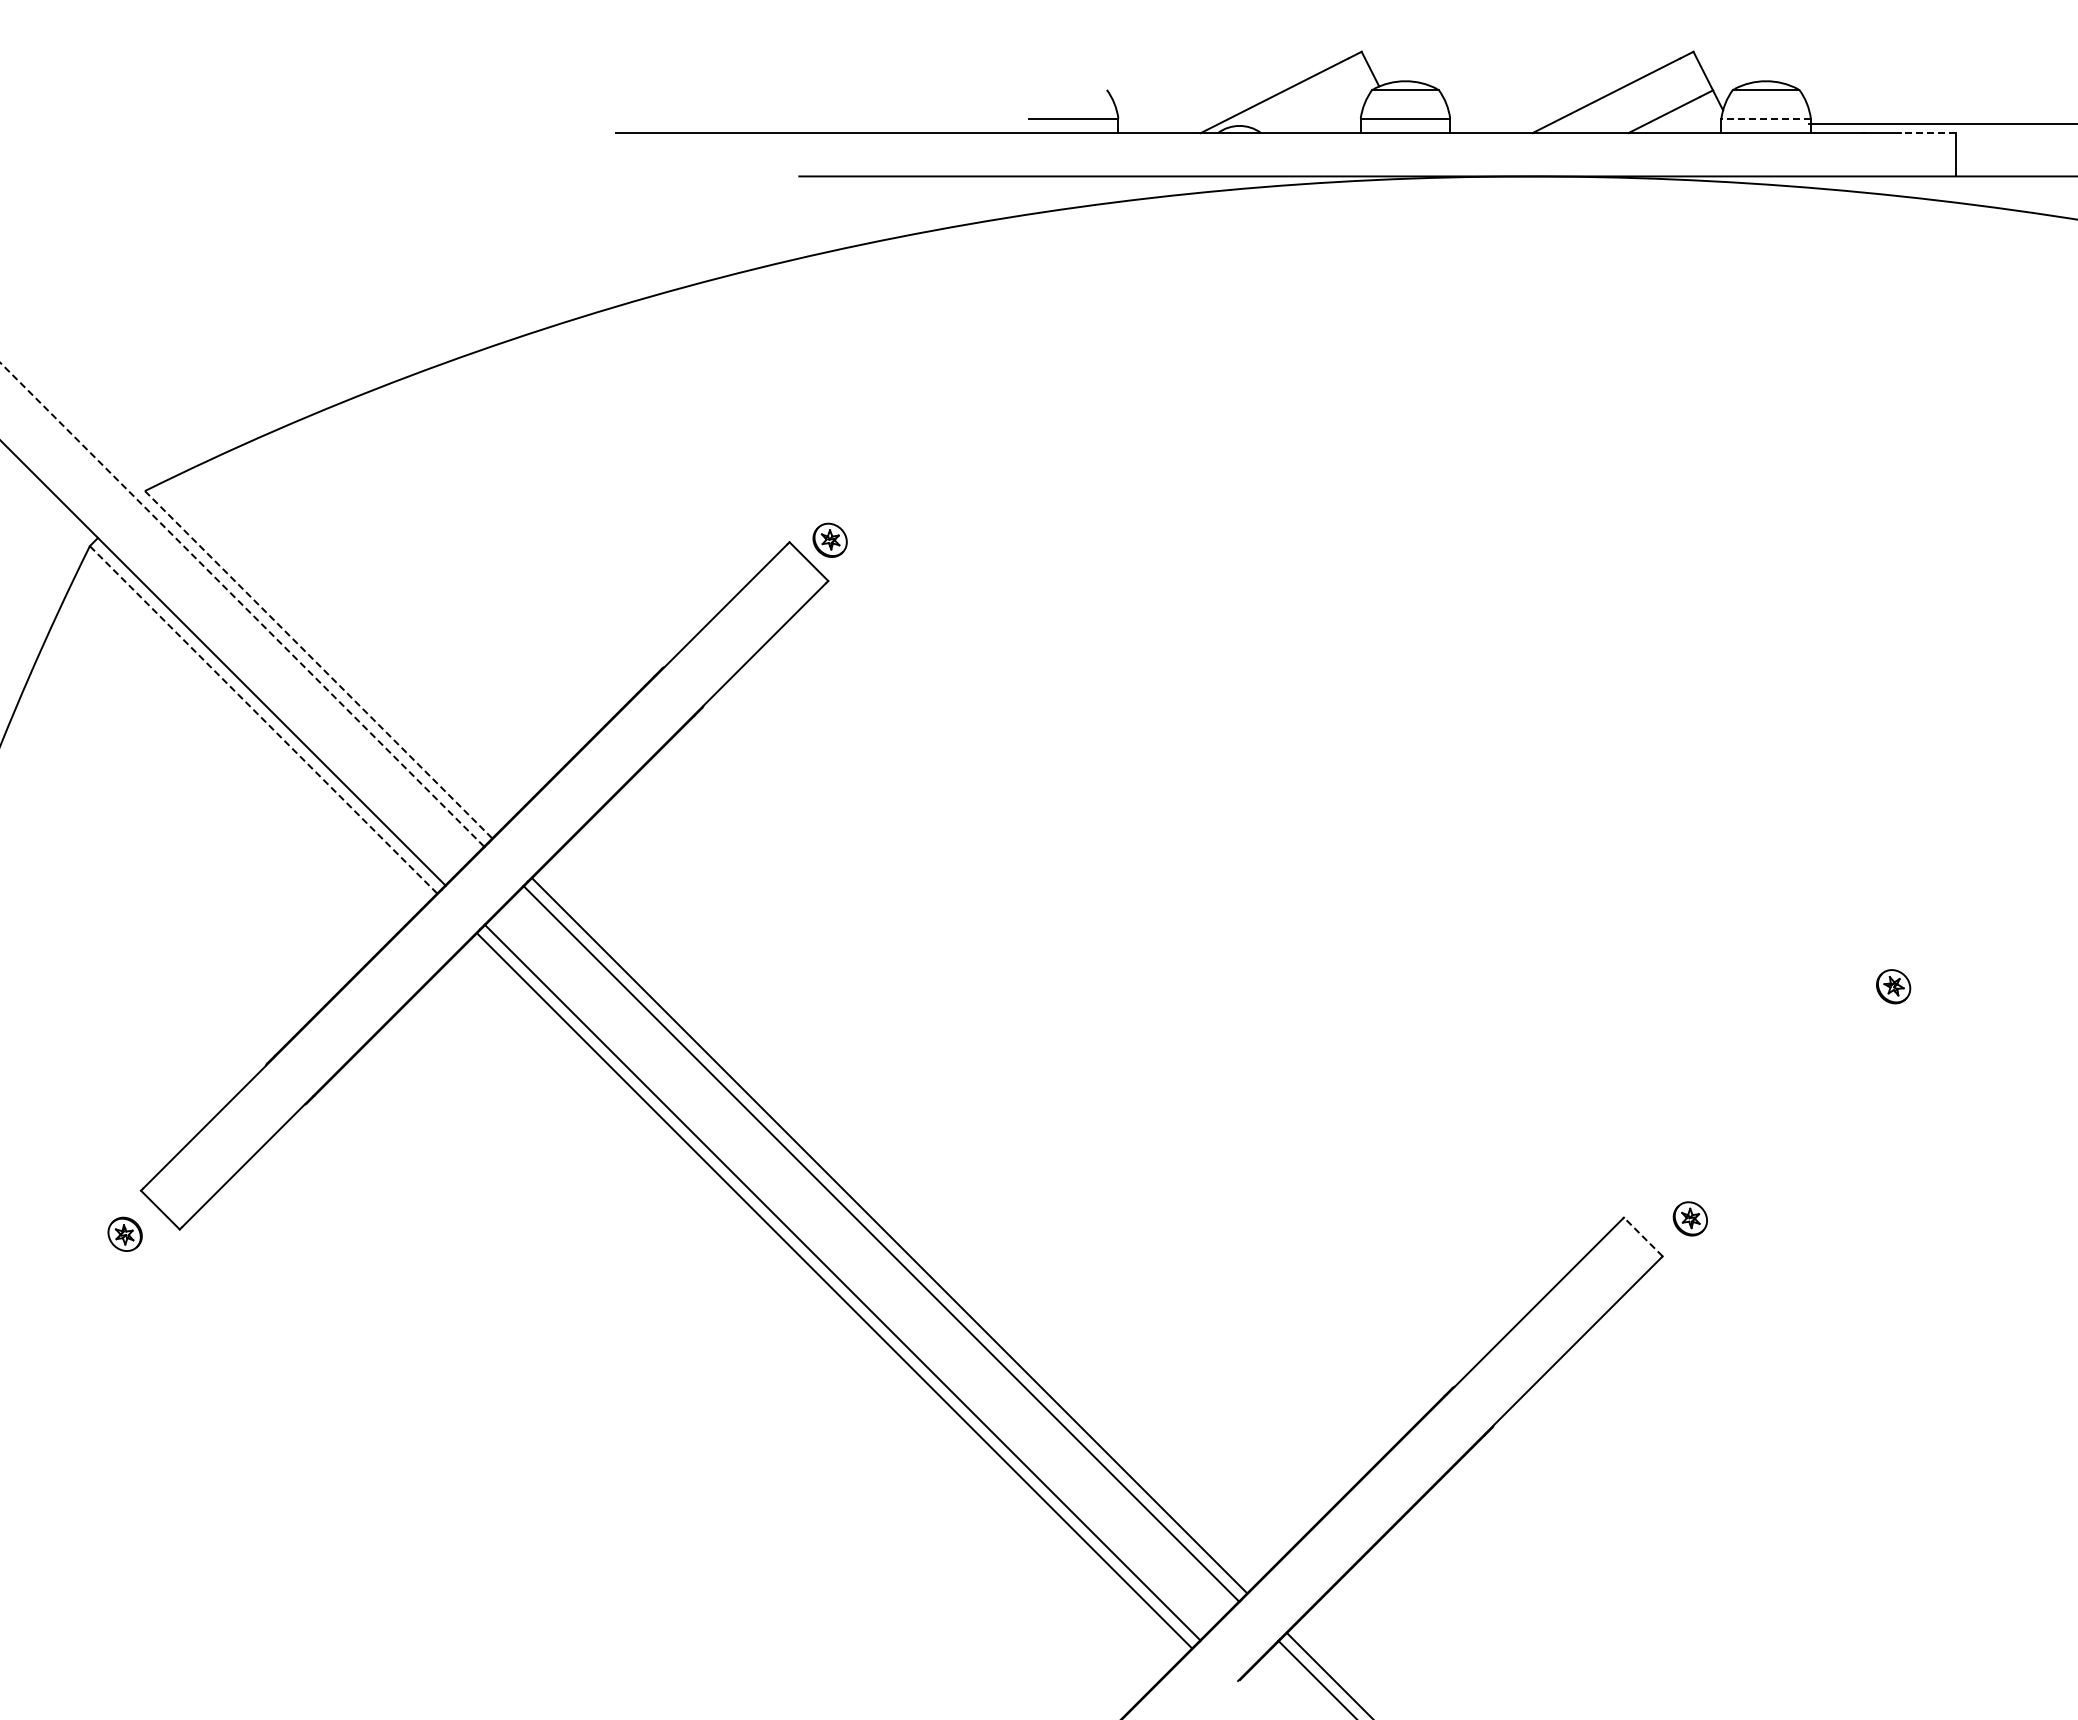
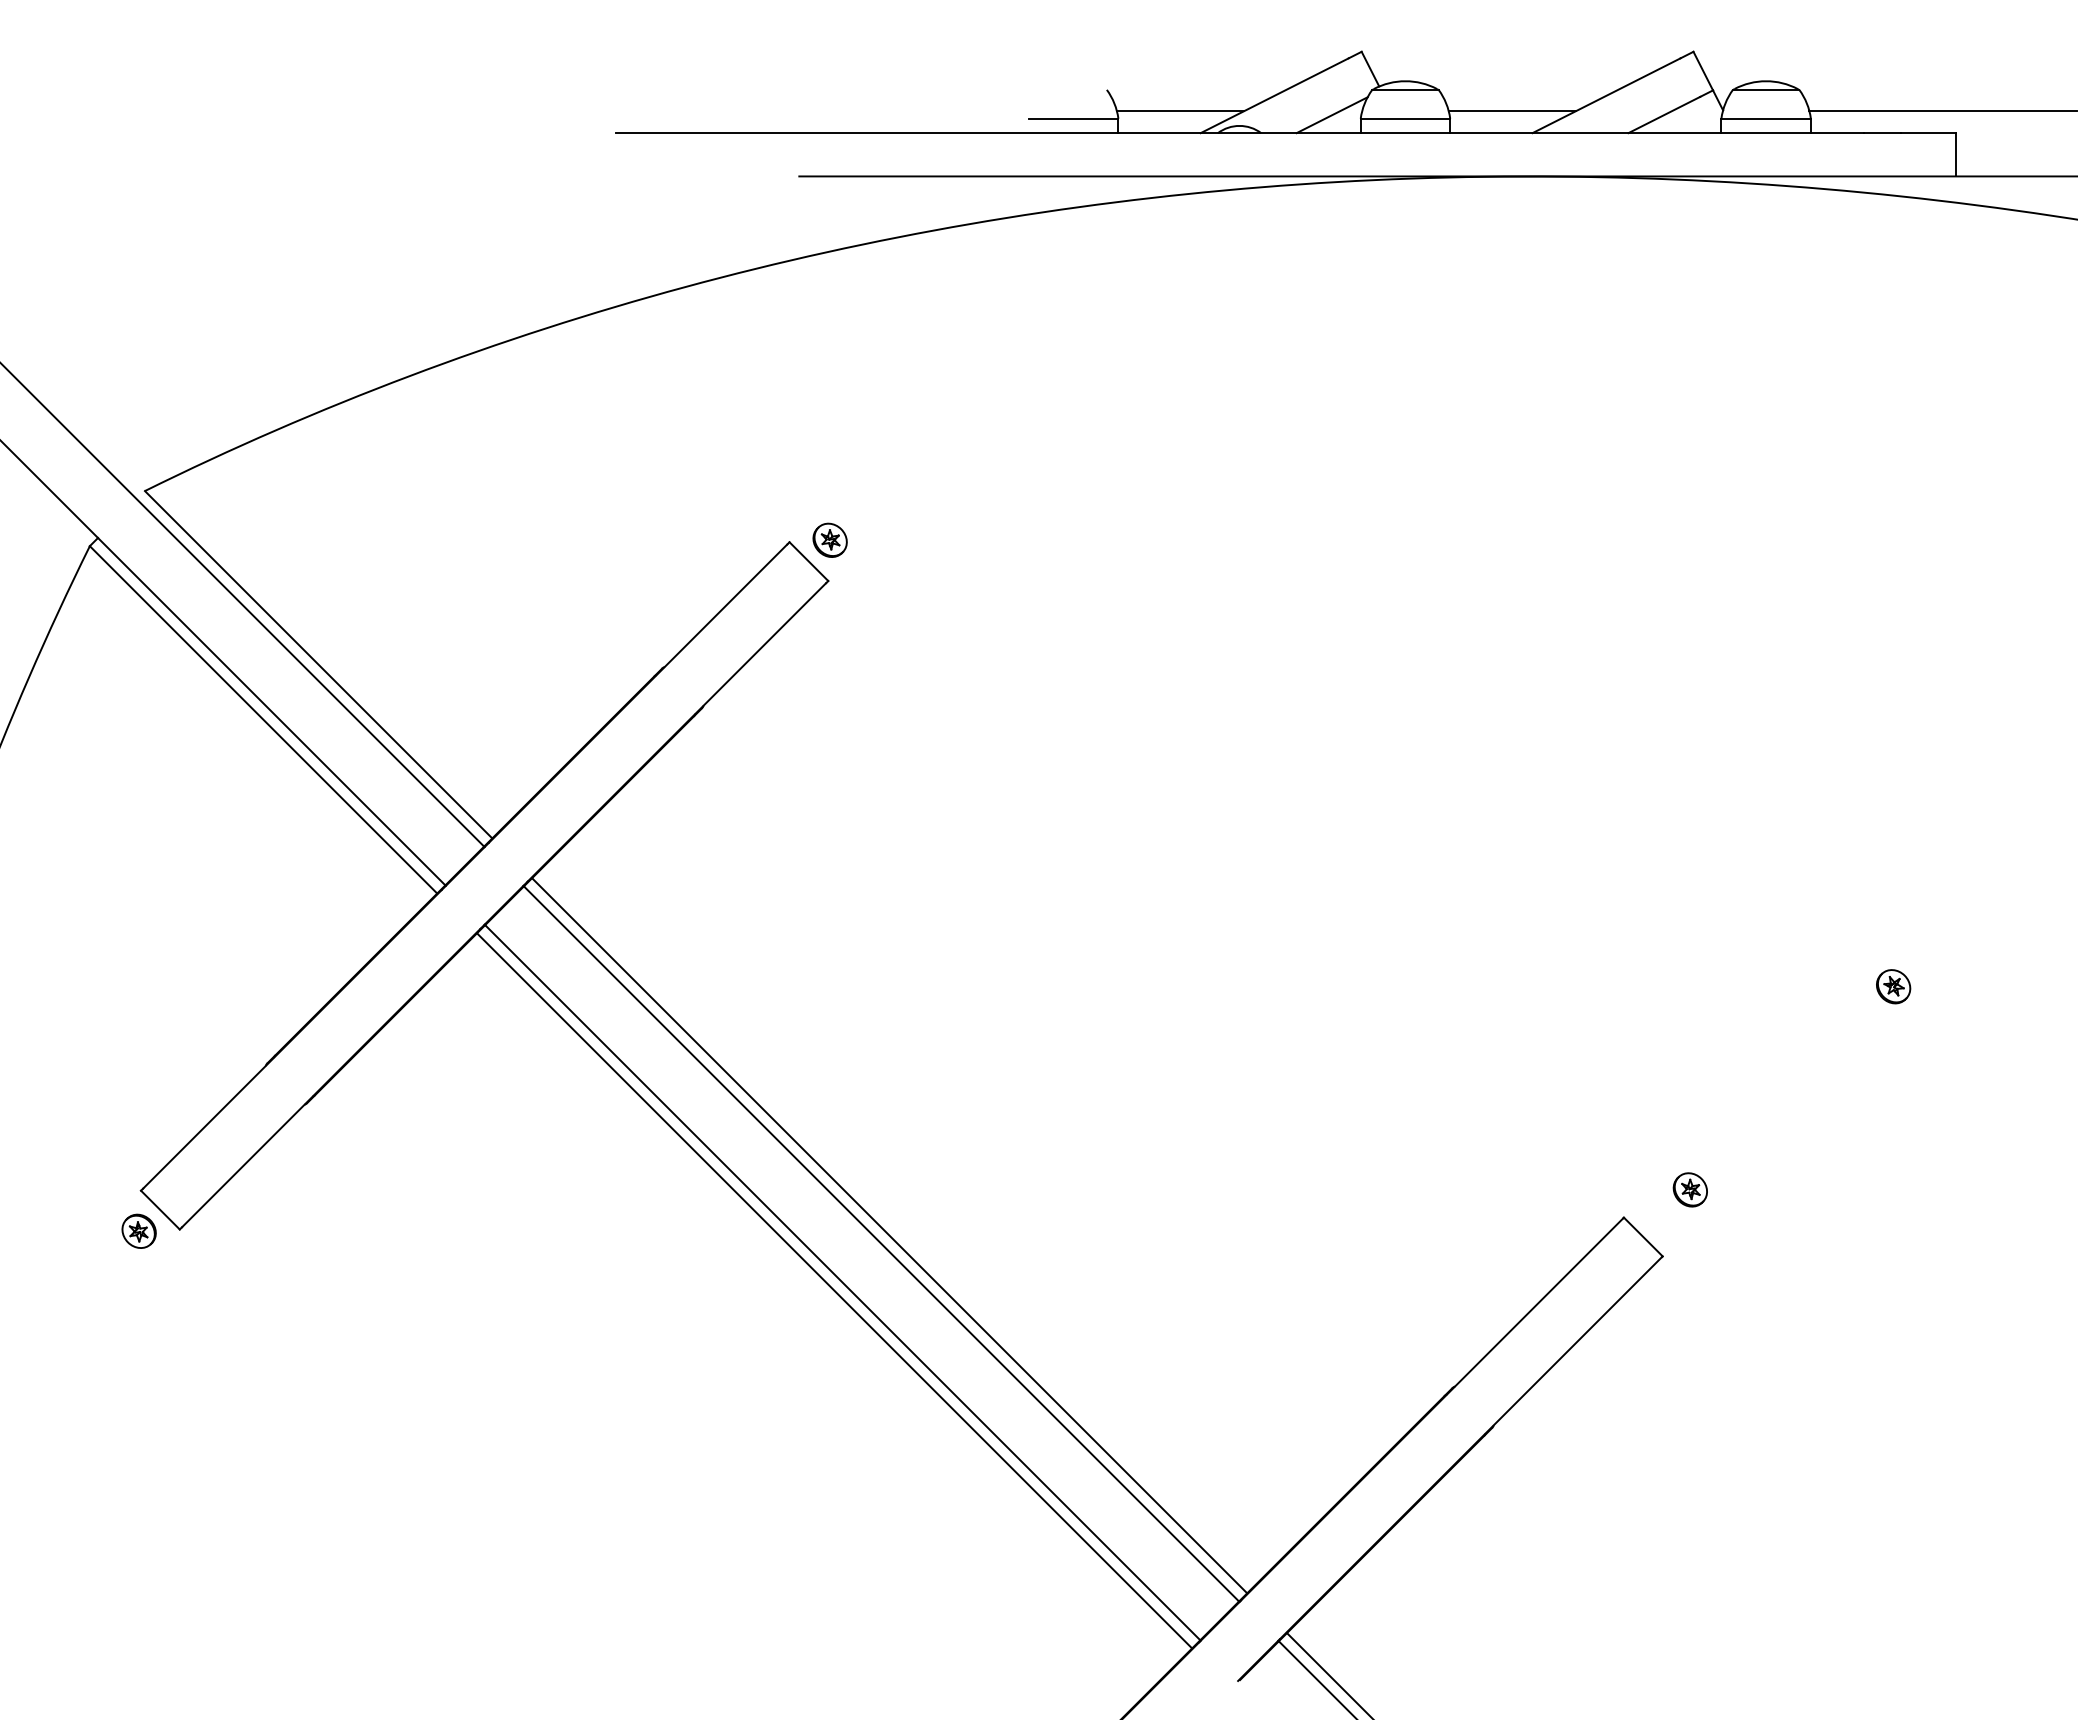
line: none -> present (1180, 111)
line: none -> present (1512, 111)
line: none -> present (1331, 115)
line: dashed -> solid (1766, 118)
line position: (1941, 124) -> (1941, 111) (1941, 111)
line: dashed -> solid (1928, 133)
line: dashed -> solid (241, 604)
line: dashed -> solid (318, 664)
line: dashed -> solid (263, 719)
part position: (1689, 1218) -> (1689, 1189) (1689, 1189)
part position: (124, 1233) -> (138, 1230) (138, 1230)
line: dashed -> solid (1642, 1236)
